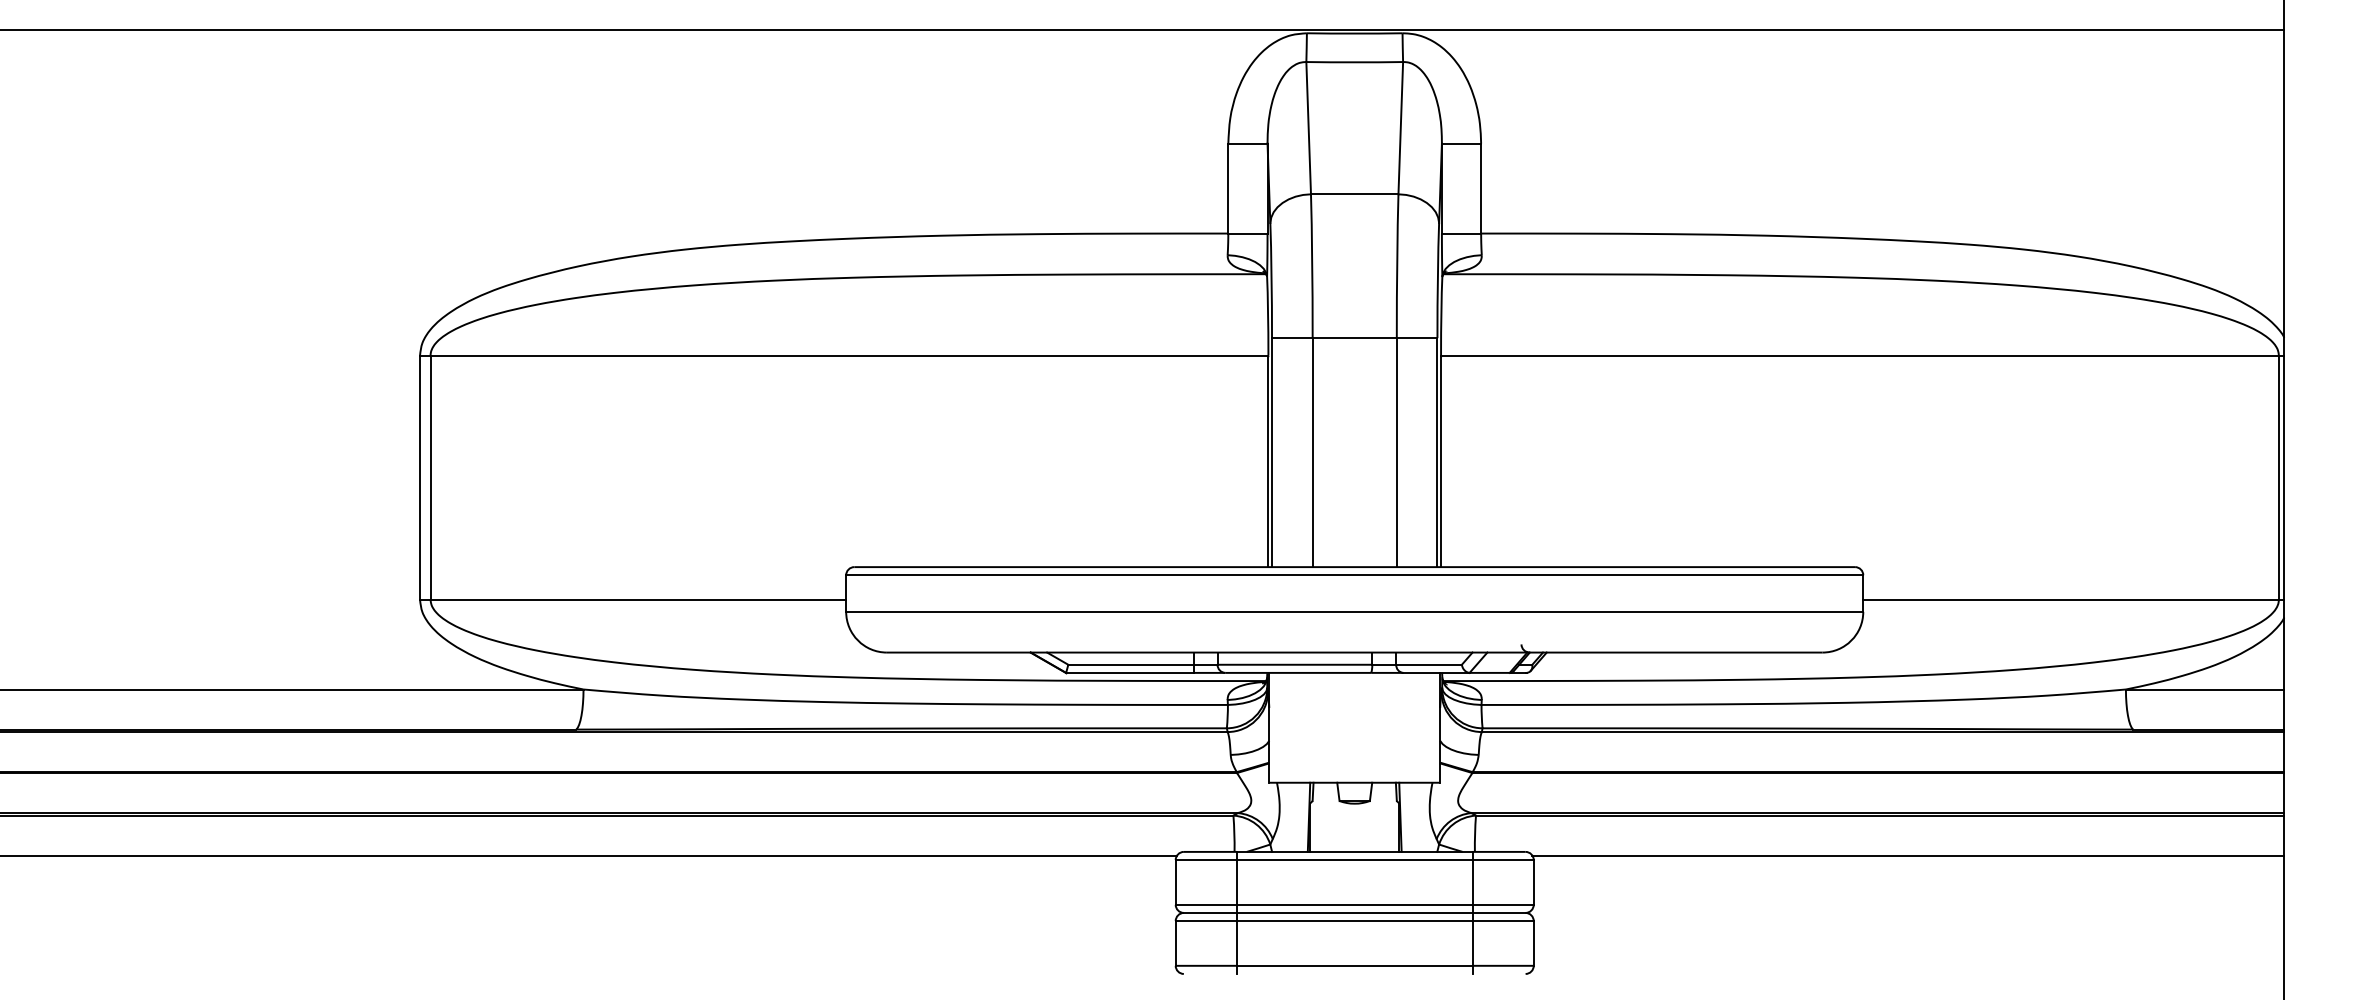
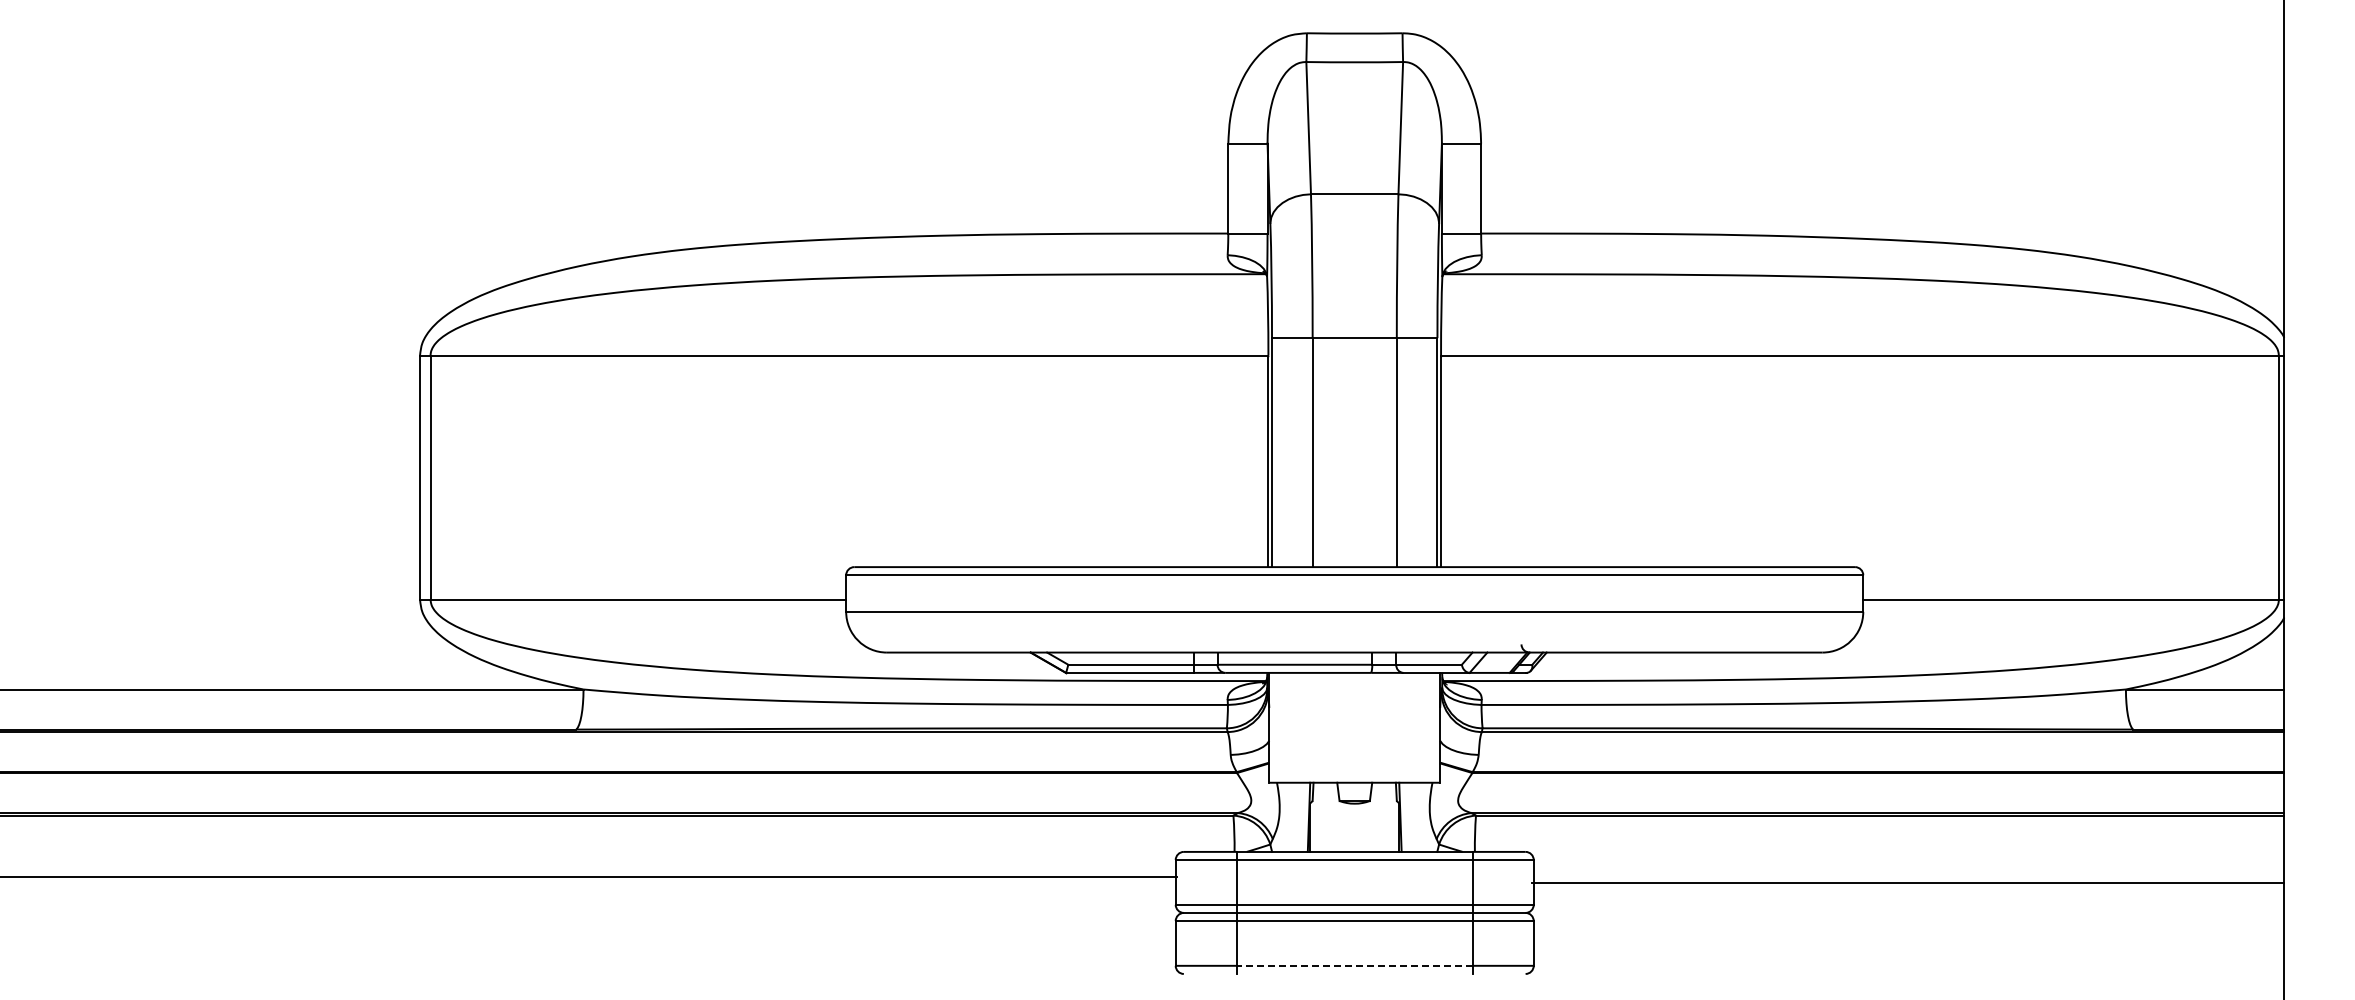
line: present -> none (1143, 30)
line position: (589, 855) -> (589, 876) (589, 876)
line position: (1908, 855) -> (1908, 882) (1908, 882)
line: solid -> dashed (1354, 965)
